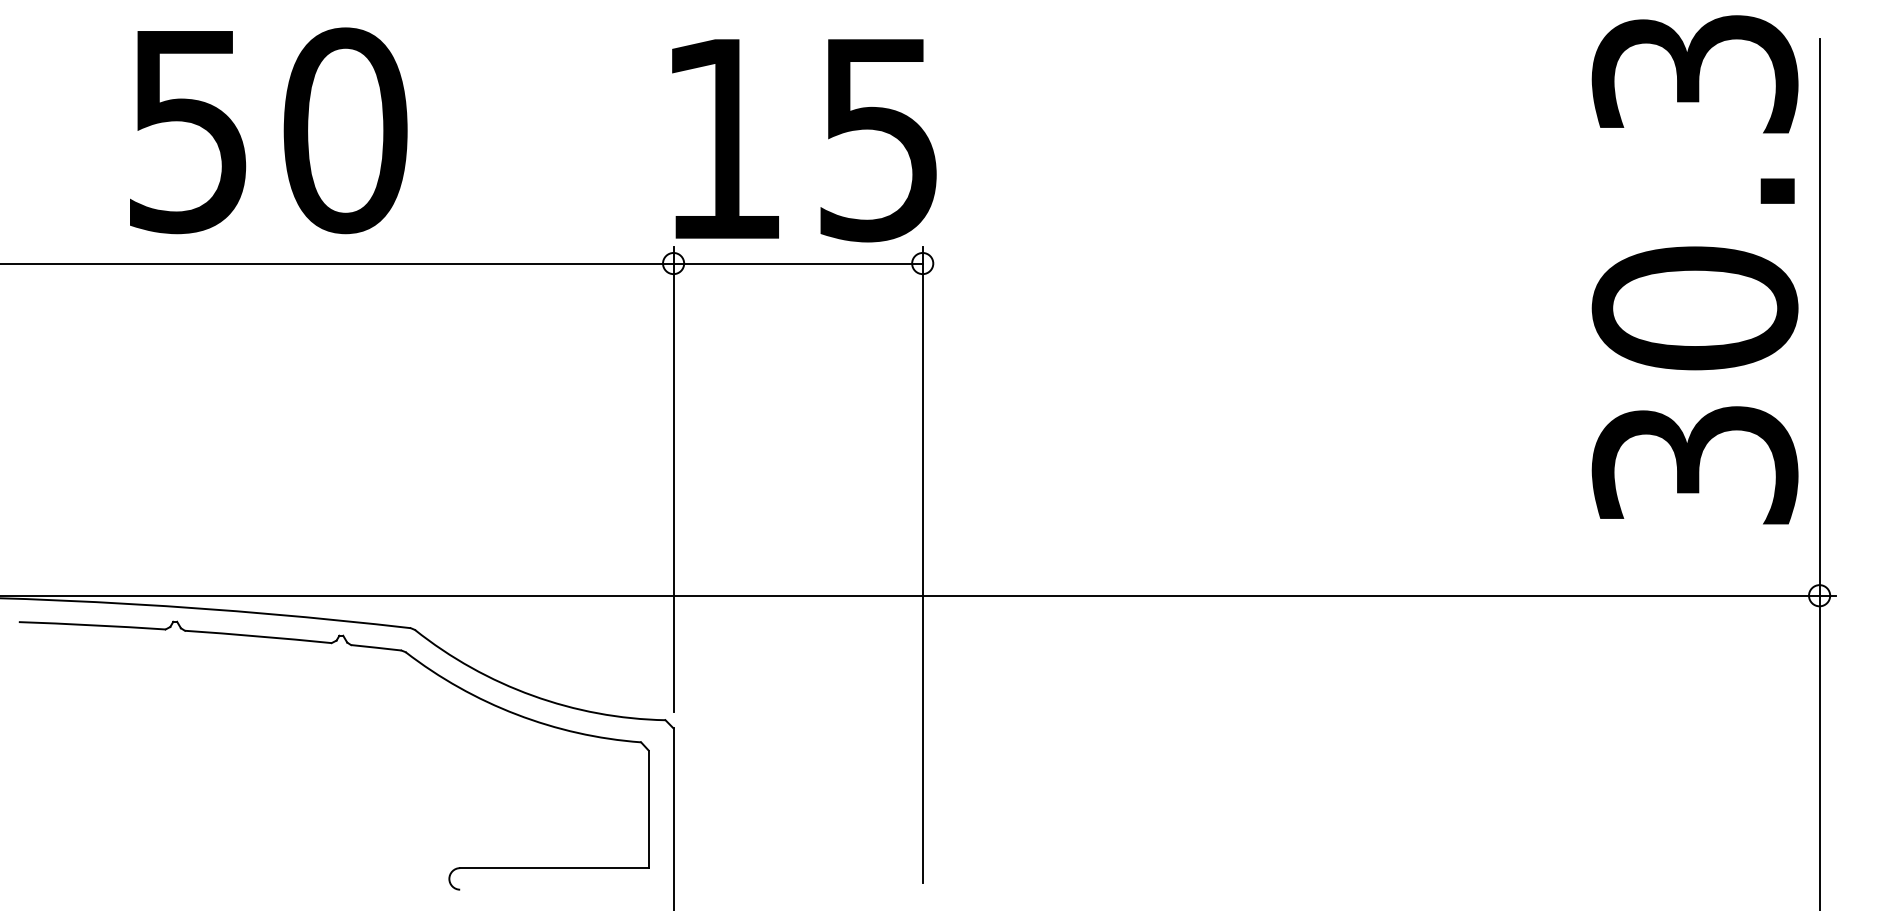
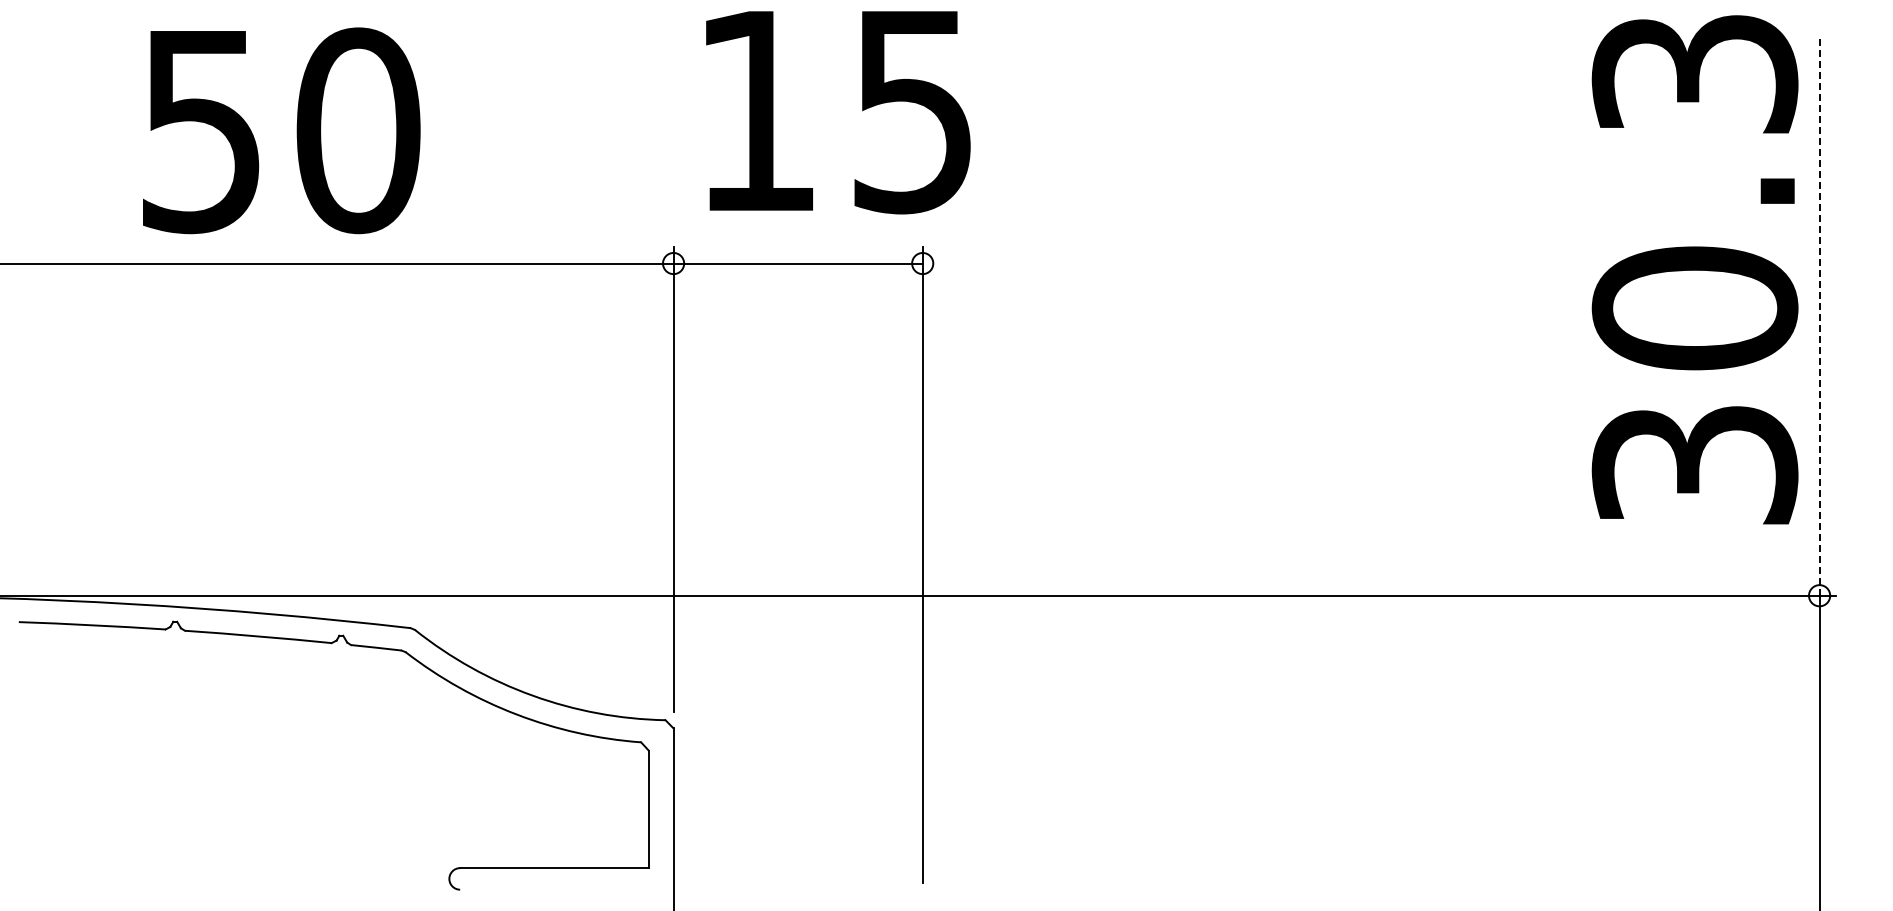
text position: (268, 130) -> (281, 130) (281, 130)
text position: (804, 140) -> (838, 112) (838, 112)
line: solid -> dashed (1819, 316)
